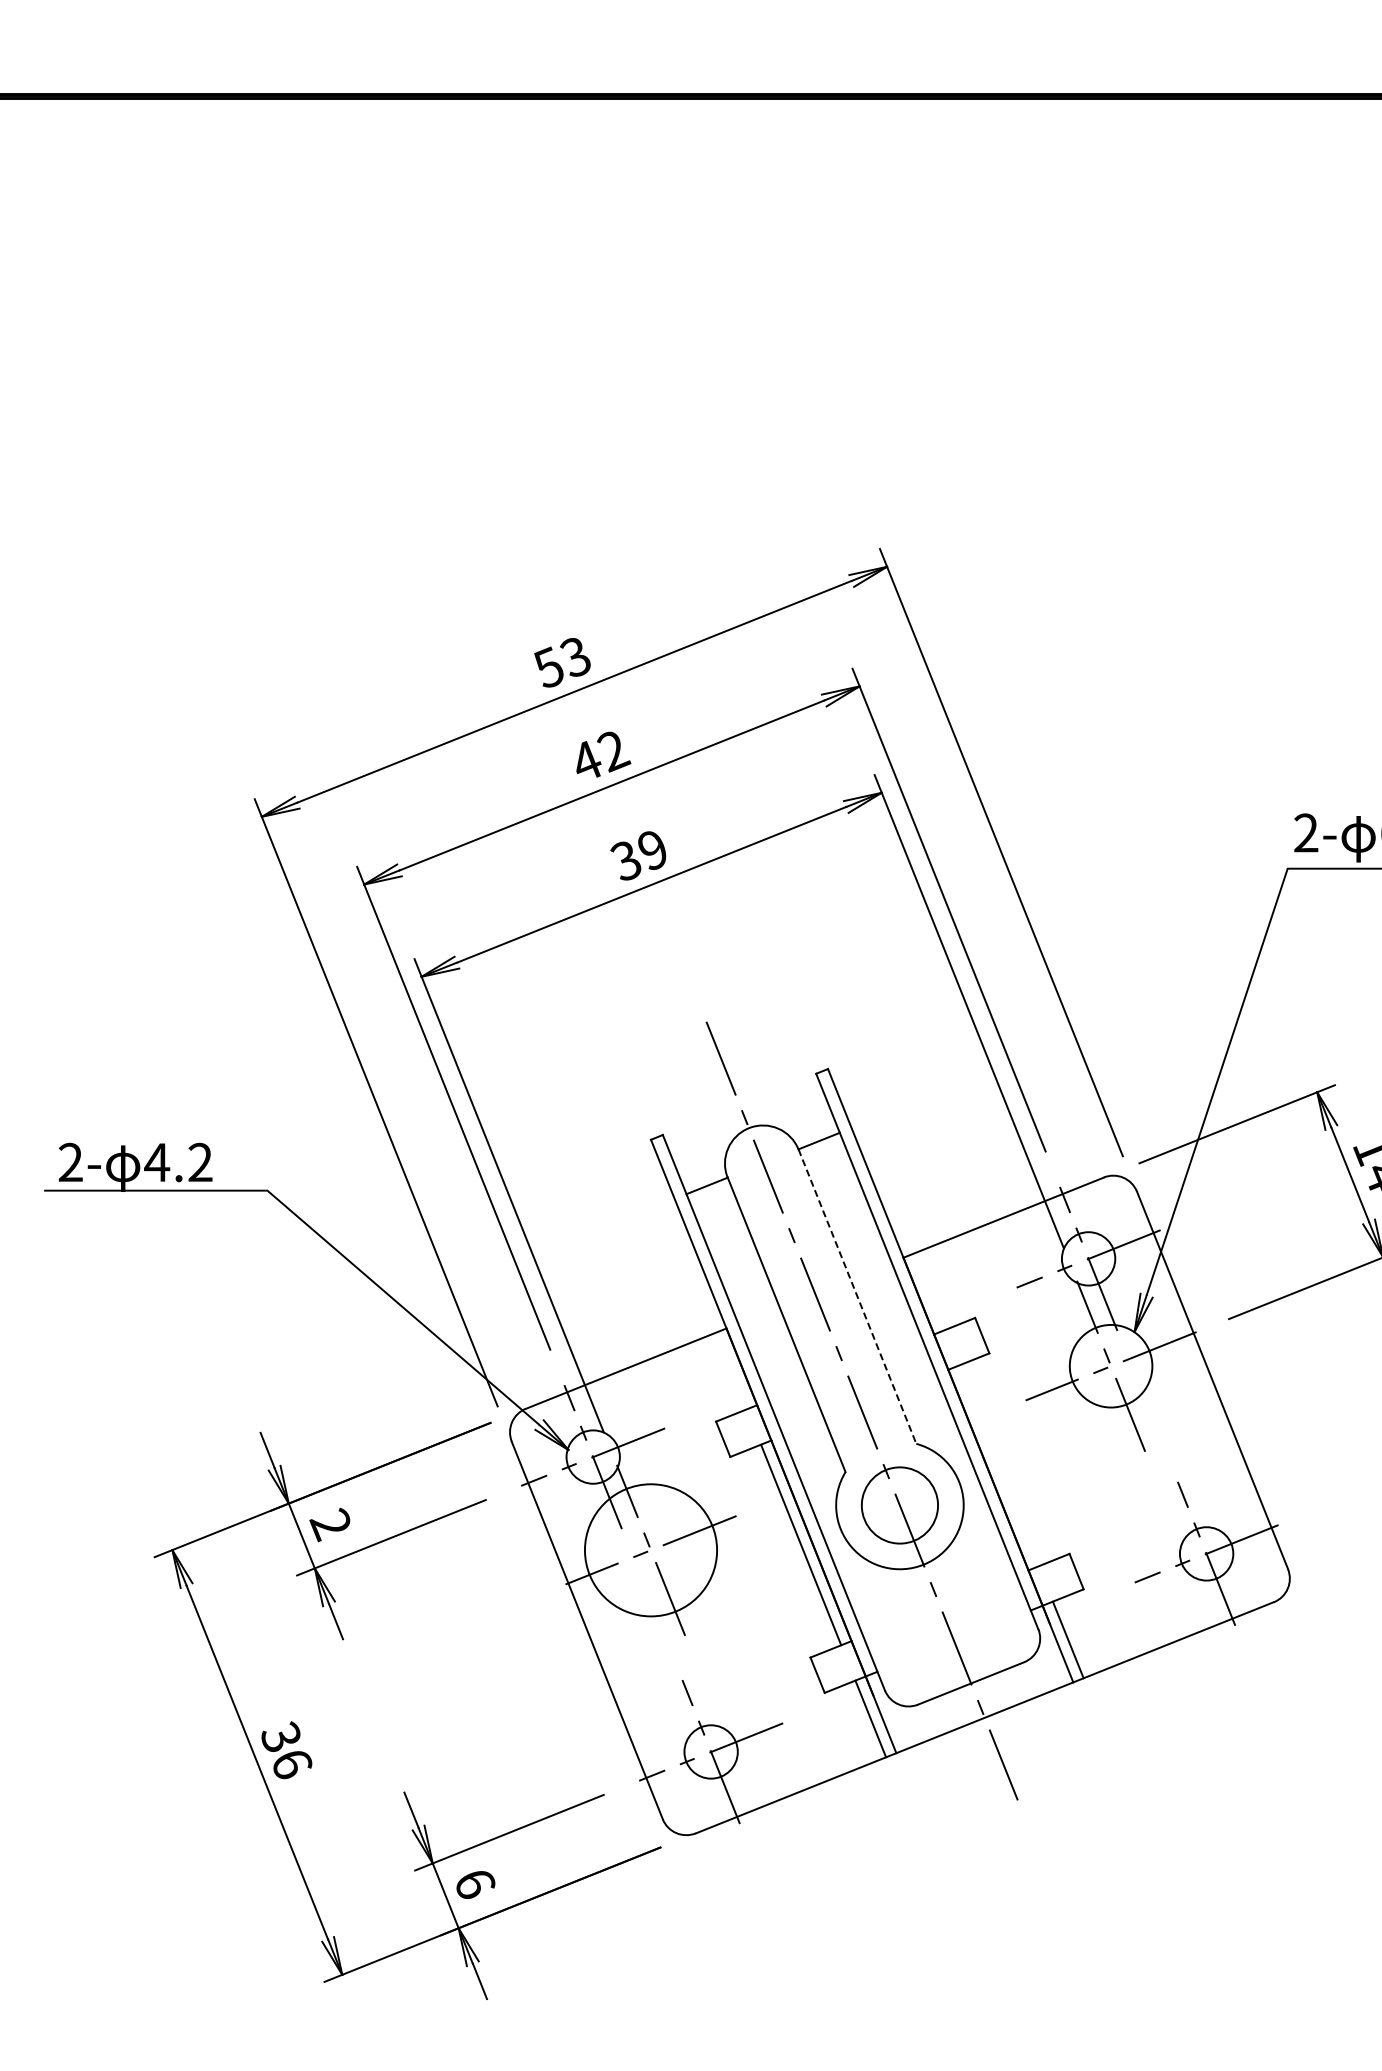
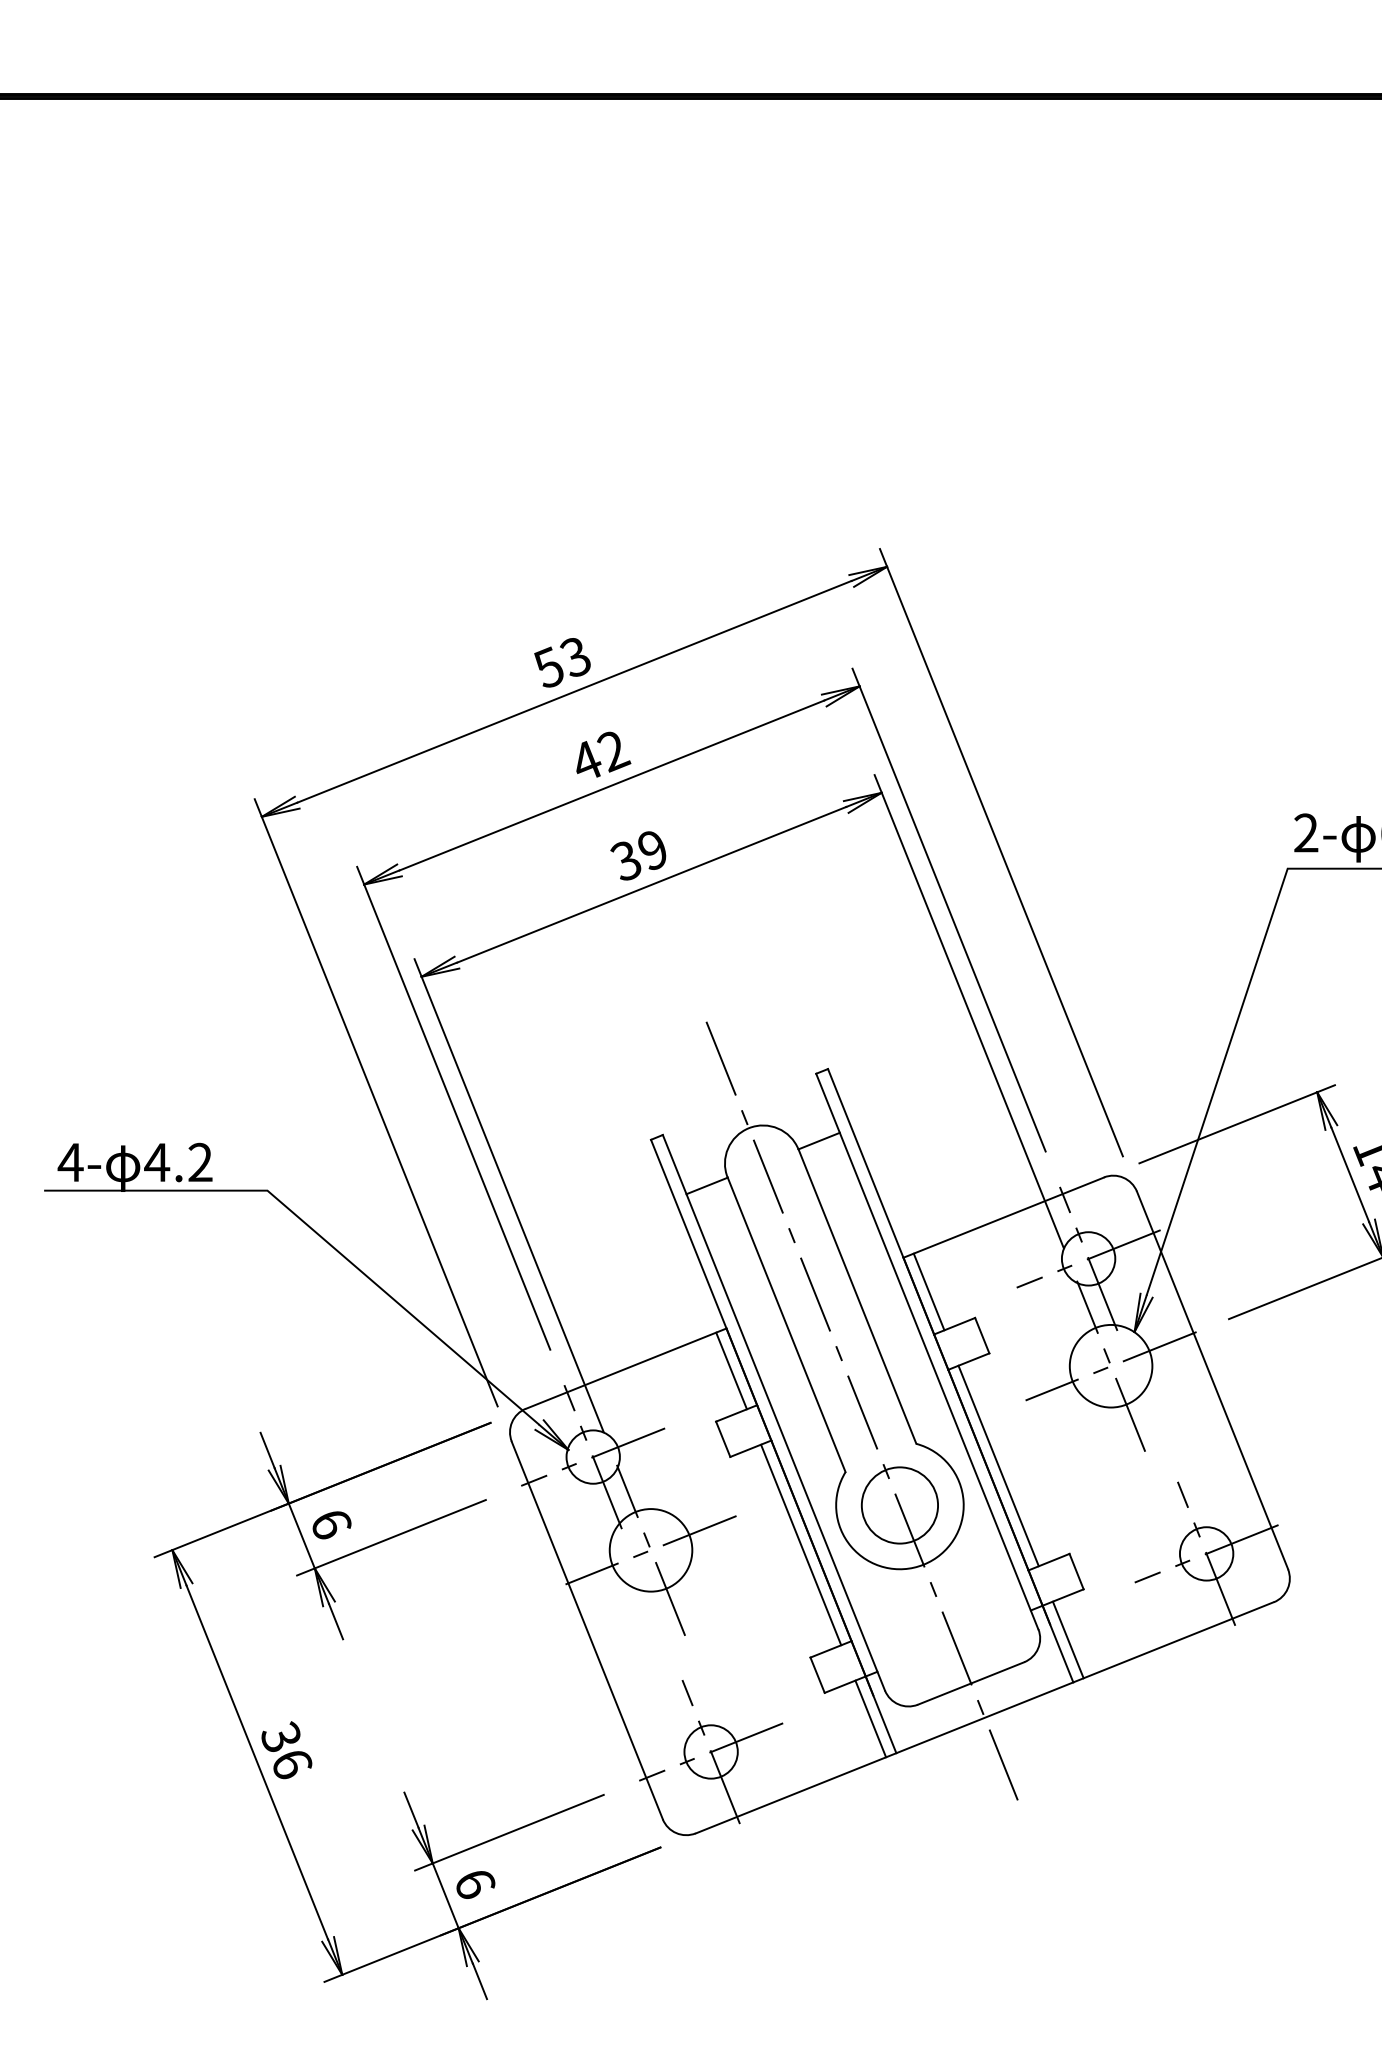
text: 2- -> 4- (70, 1161)
line: none -> present (928, 1291)
line: dashed -> solid (857, 1296)
line: none -> present (731, 1370)
line: none -> present (998, 1465)
text: 2 -> 6 (330, 1524)
circle diameter: 132 px -> 83 px (650, 1550)
